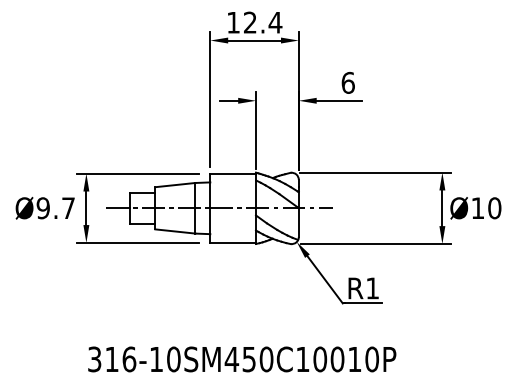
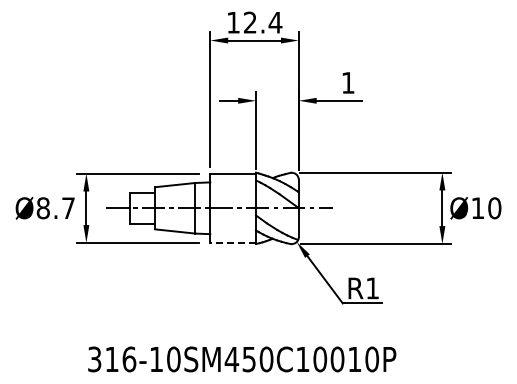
text: 6 -> 1 (347, 82)
text: Ø9.7 -> Ø8.7 (42, 208)
line: solid -> dashed (233, 242)
